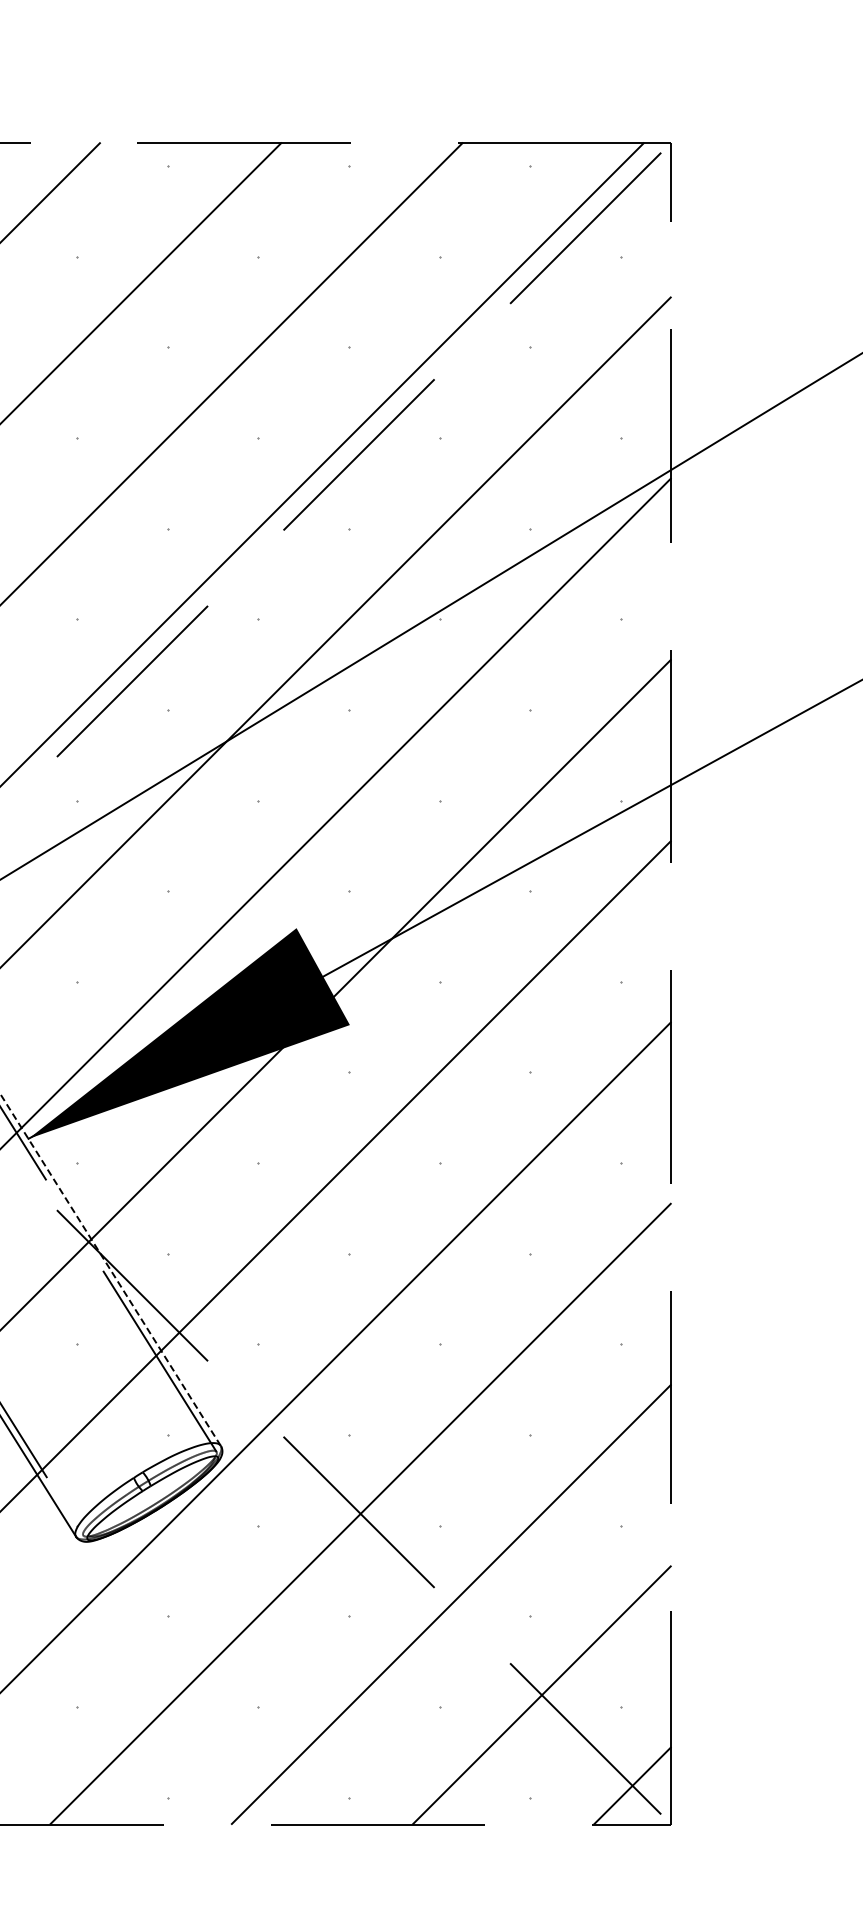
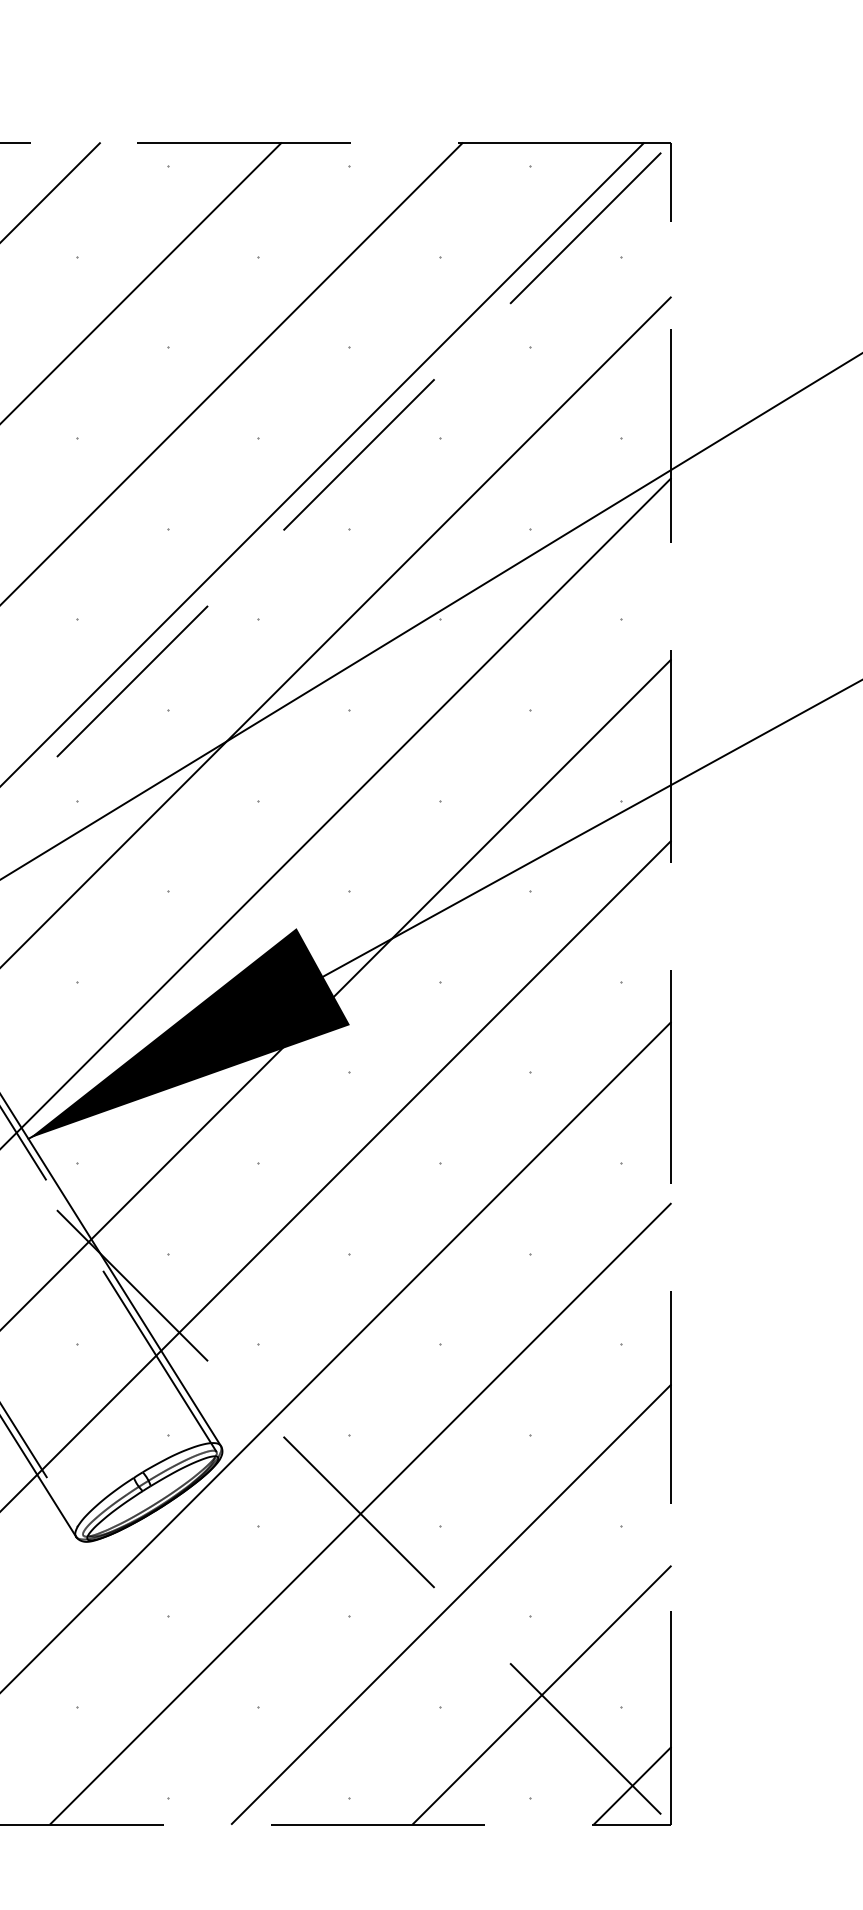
line: dashed -> solid (110, 1269)
